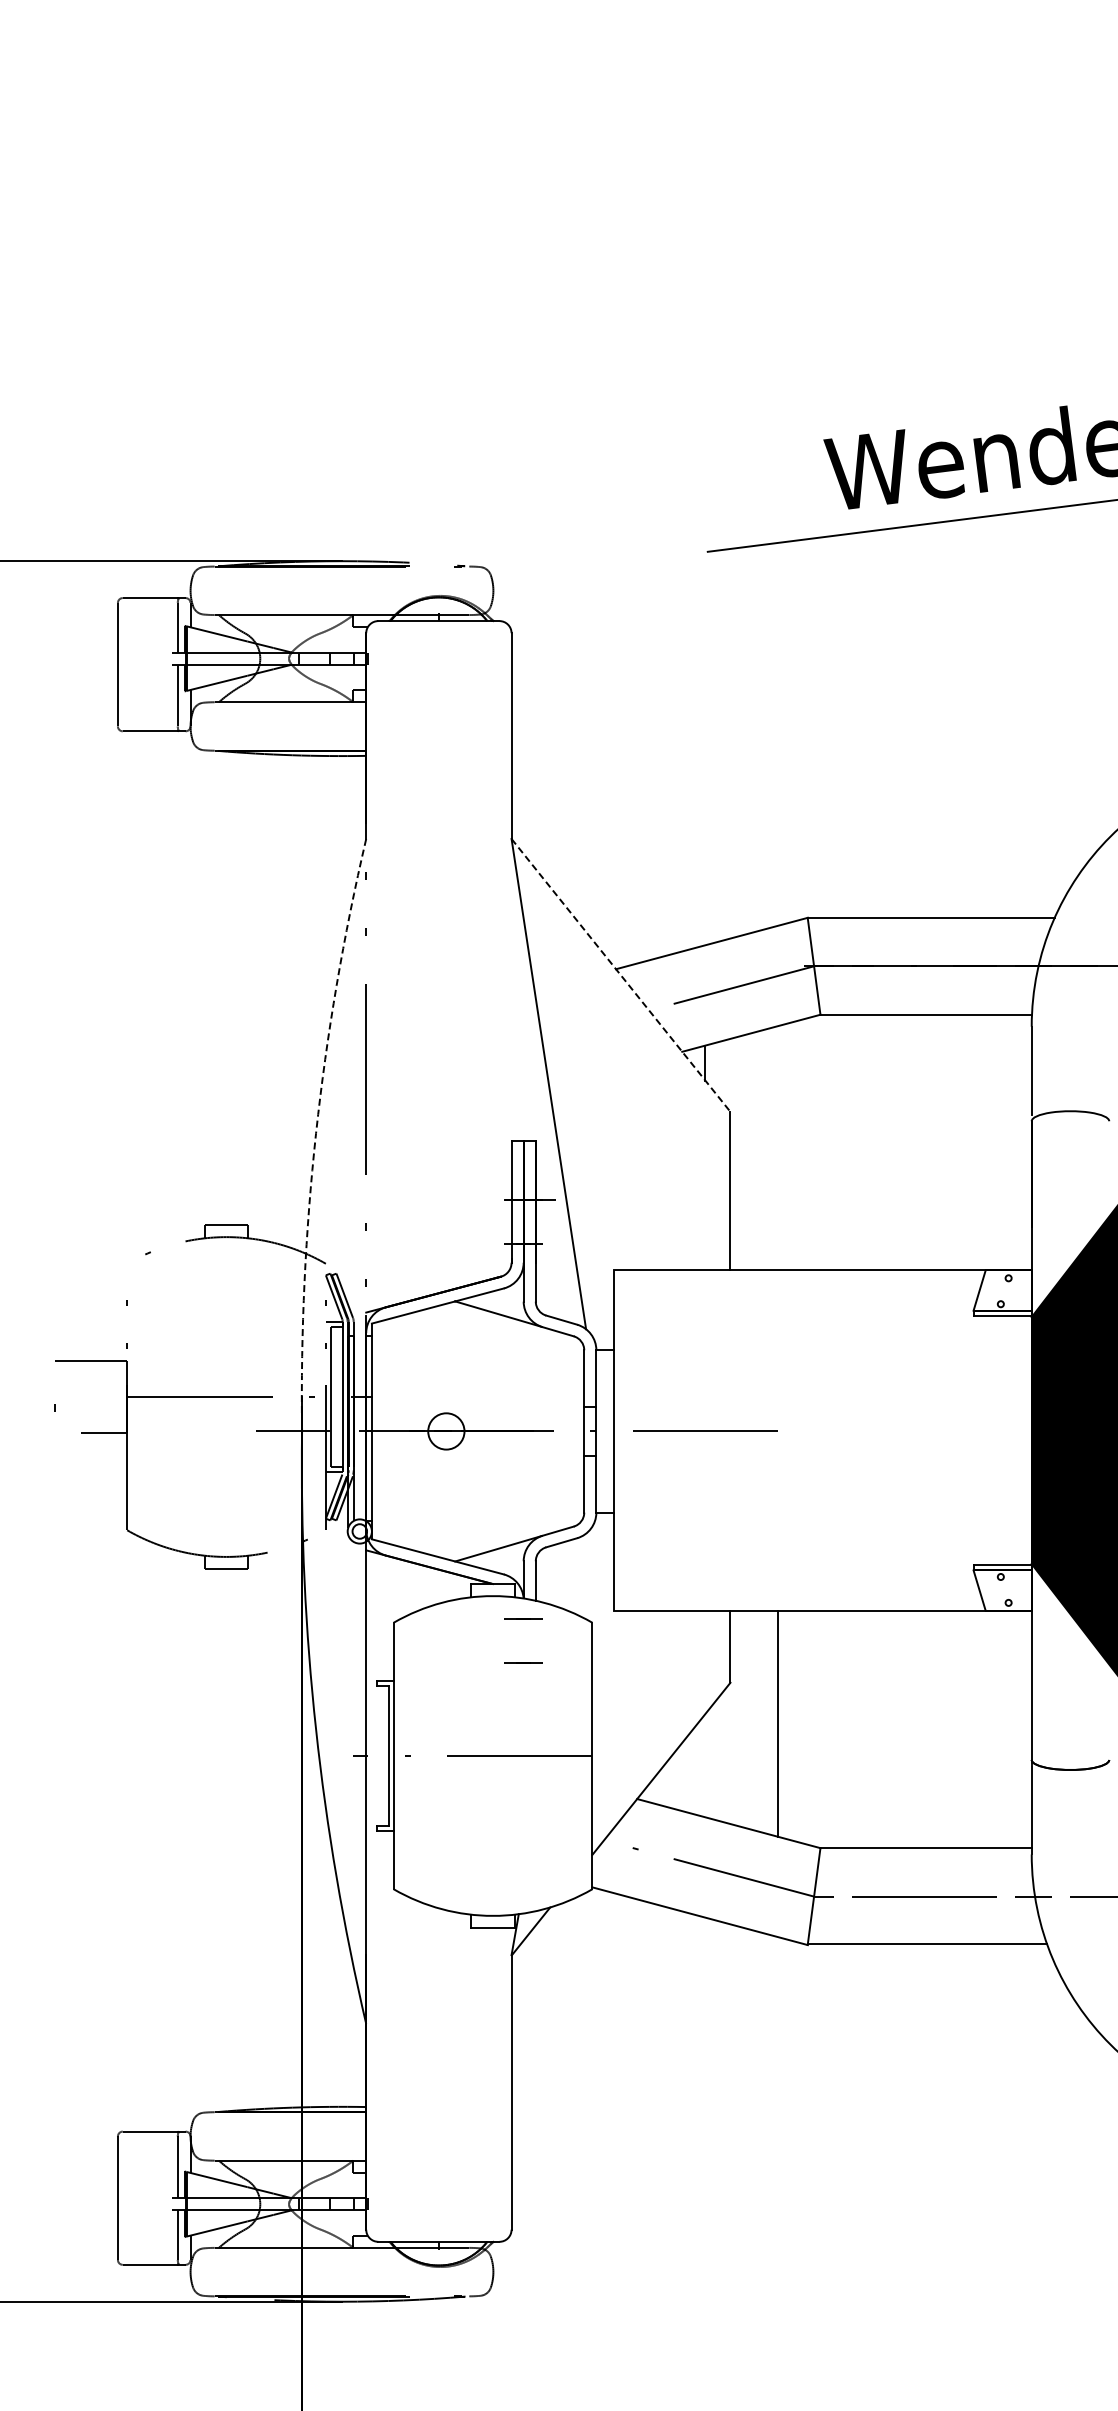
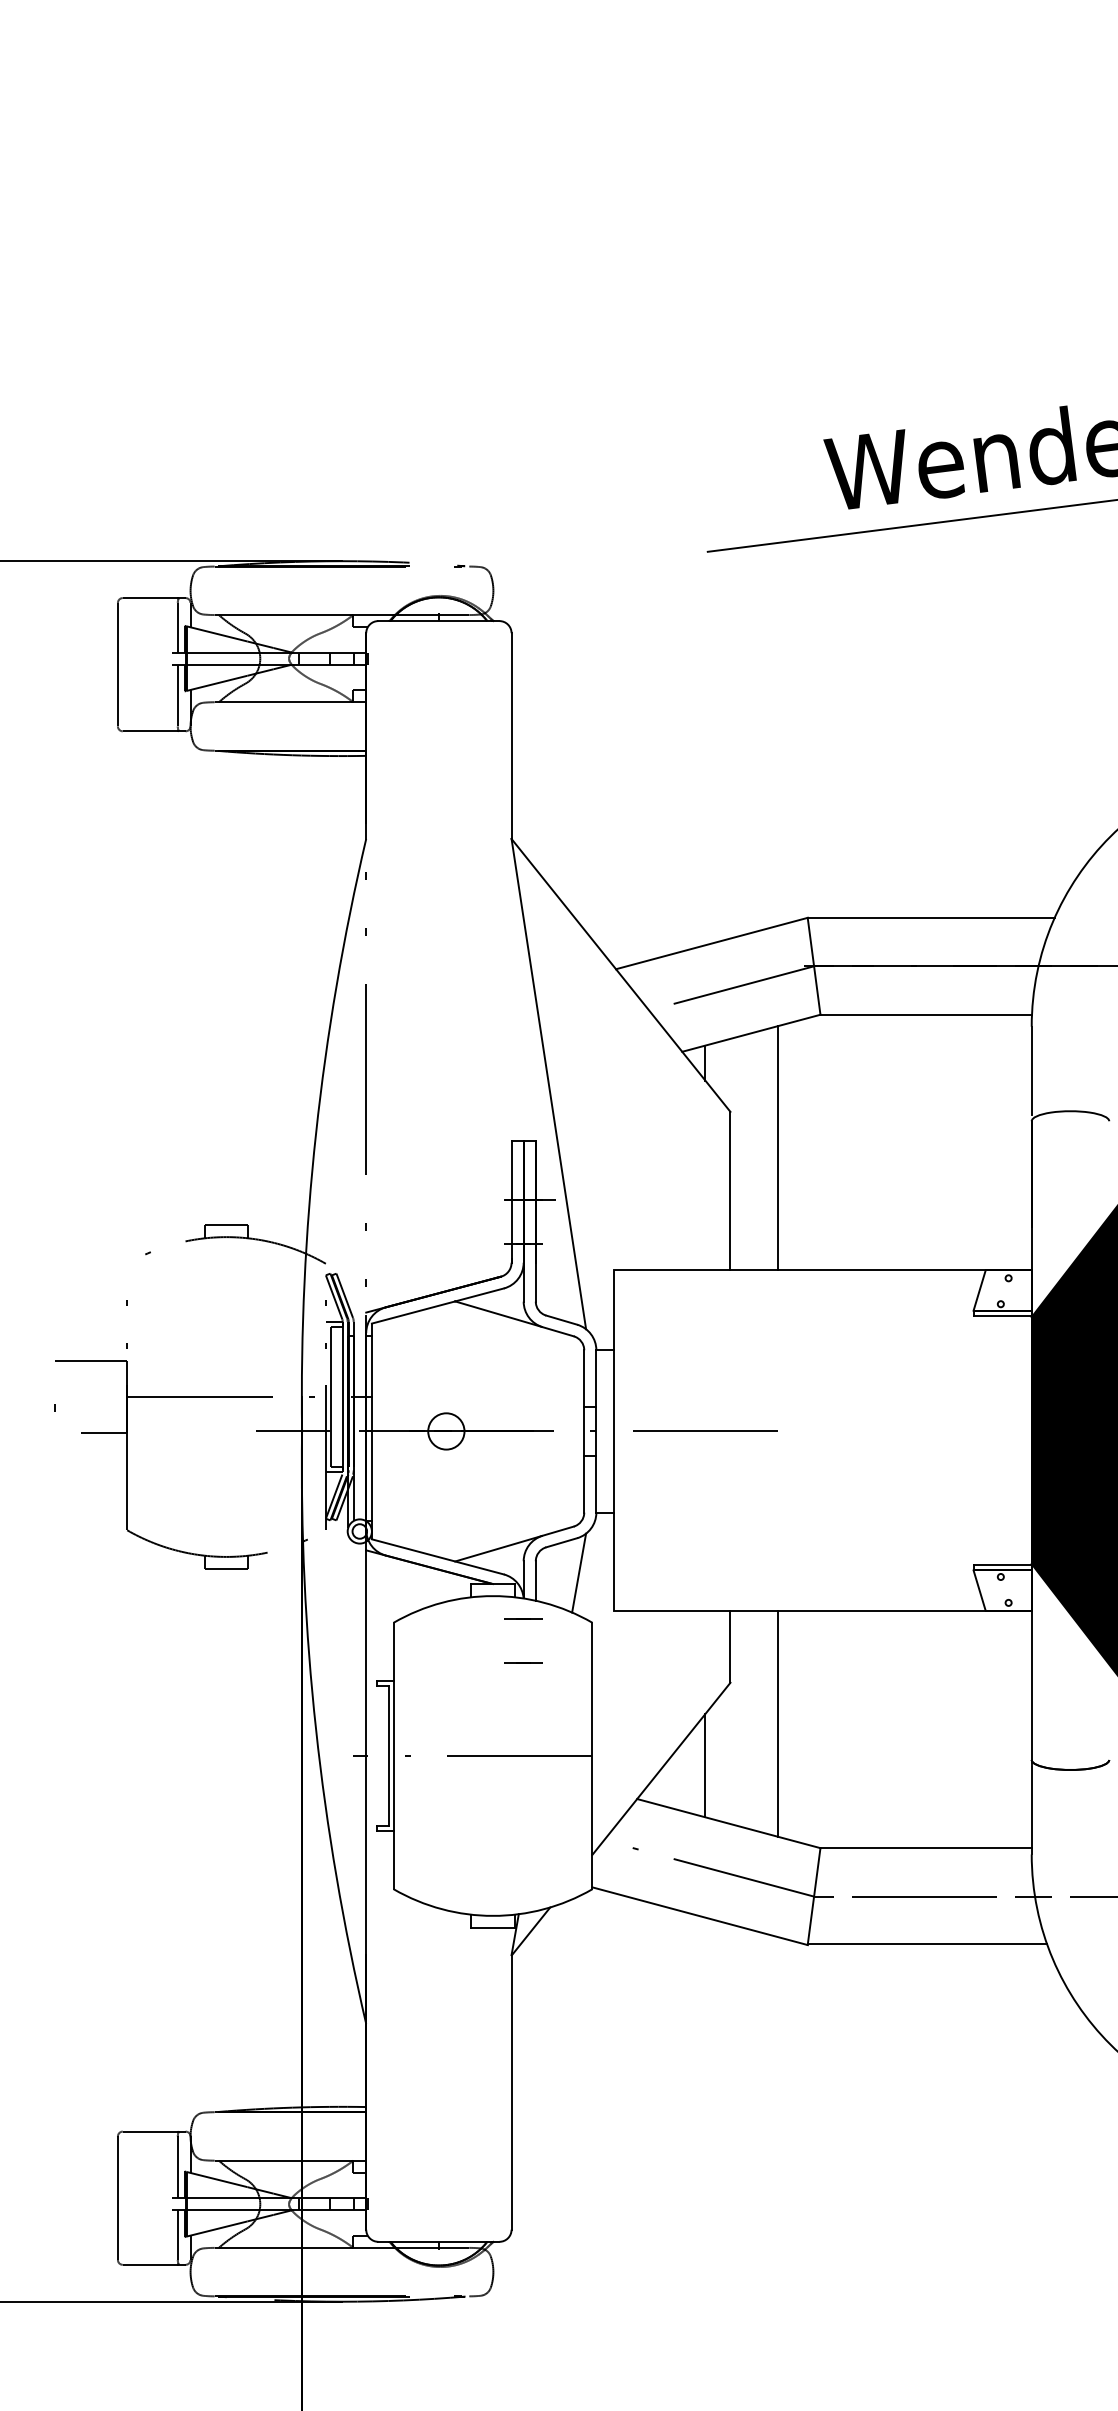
line: dashed -> solid (621, 975)
arc: dashed -> solid (316, 1133)
line: none -> present (778, 1148)
line: none -> present (579, 1572)
line: none -> present (705, 1765)
